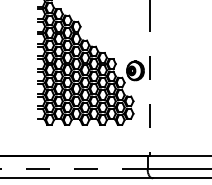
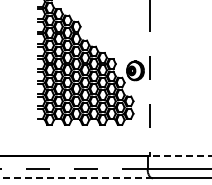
line: solid -> dashed (180, 155)
line: solid -> dashed (75, 178)
